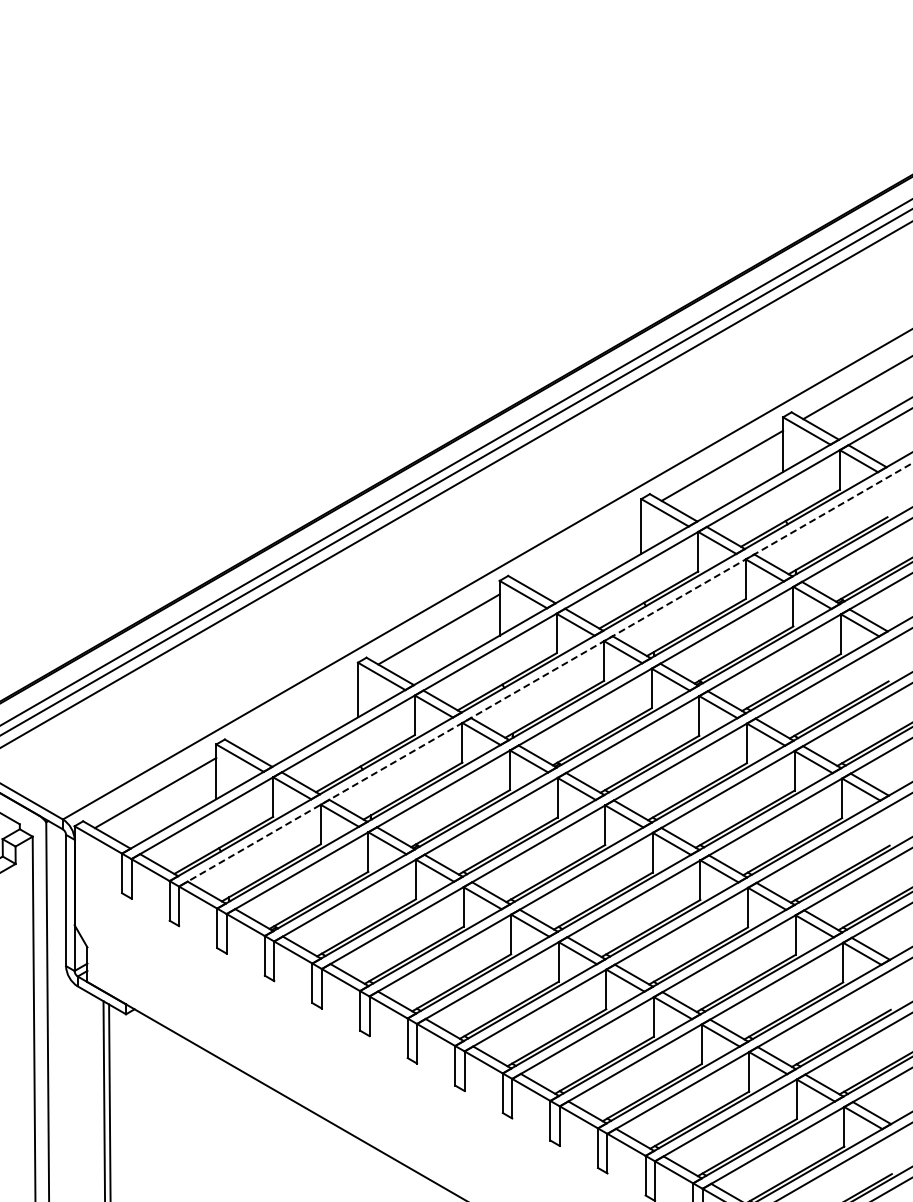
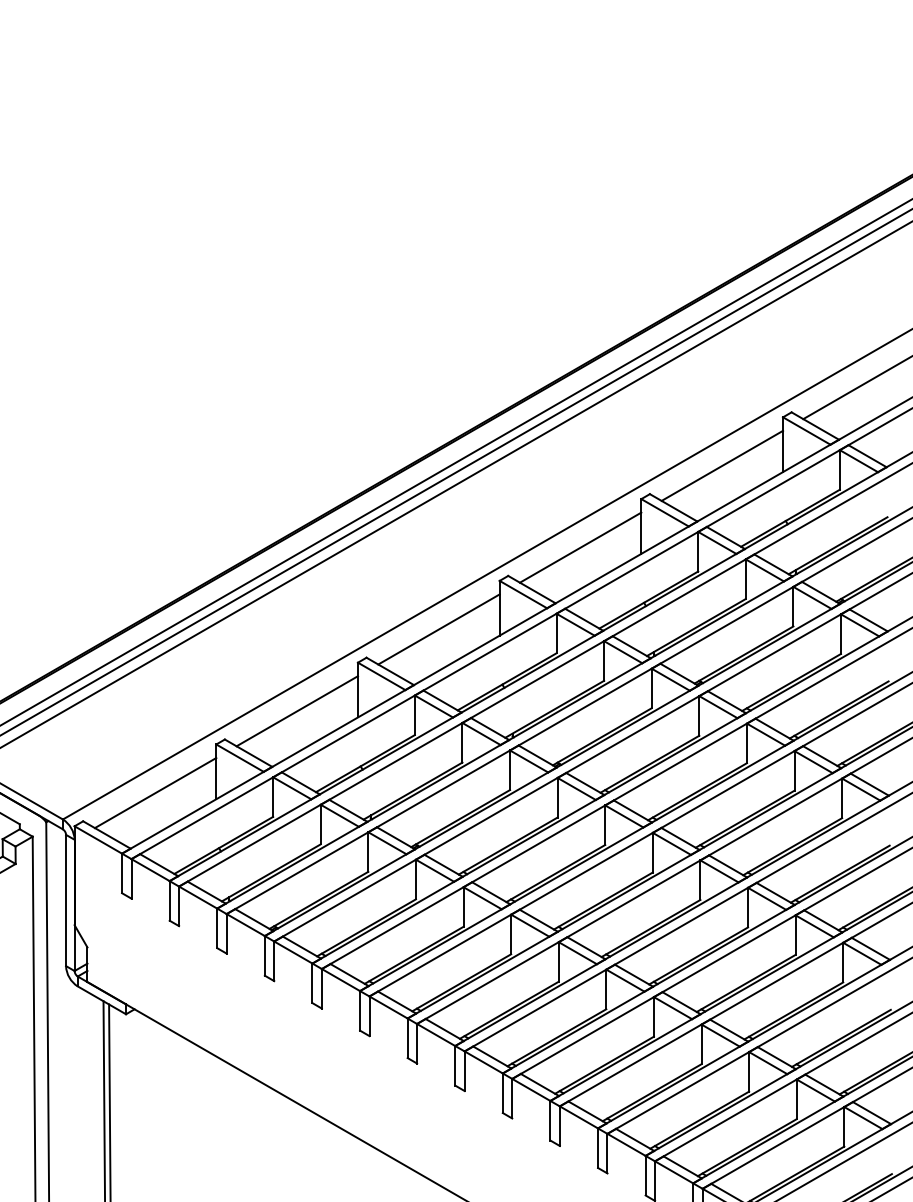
line: none -> present (580, 547)
line: dashed -> solid (545, 675)
line: none -> present (296, 711)
